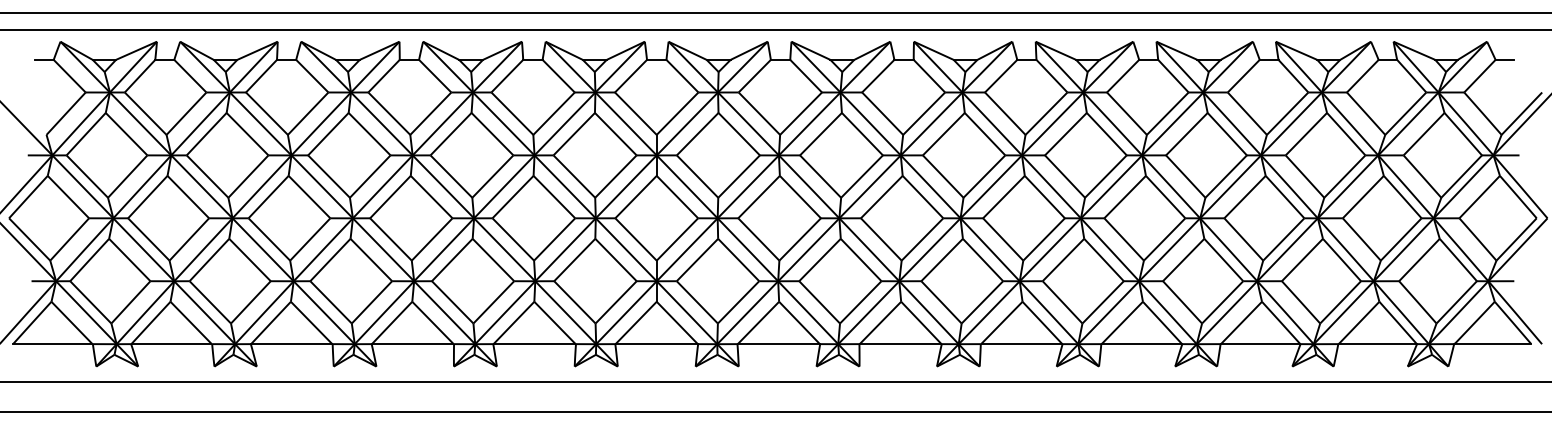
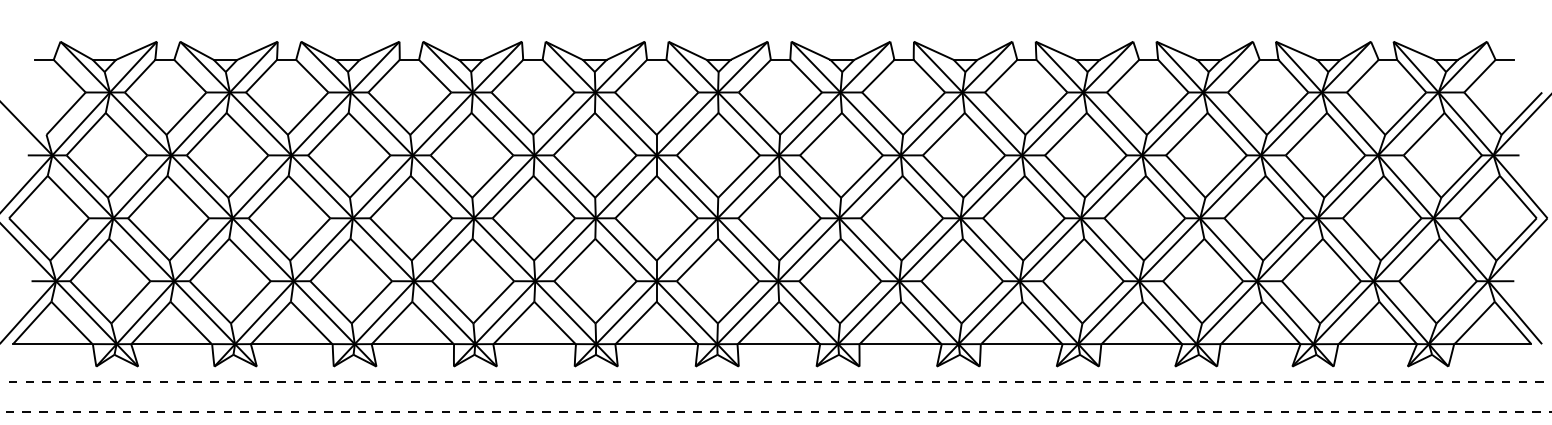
line: present -> none (775, 12)
line: present -> none (775, 29)
line: solid -> dashed (775, 381)
line: solid -> dashed (775, 412)
